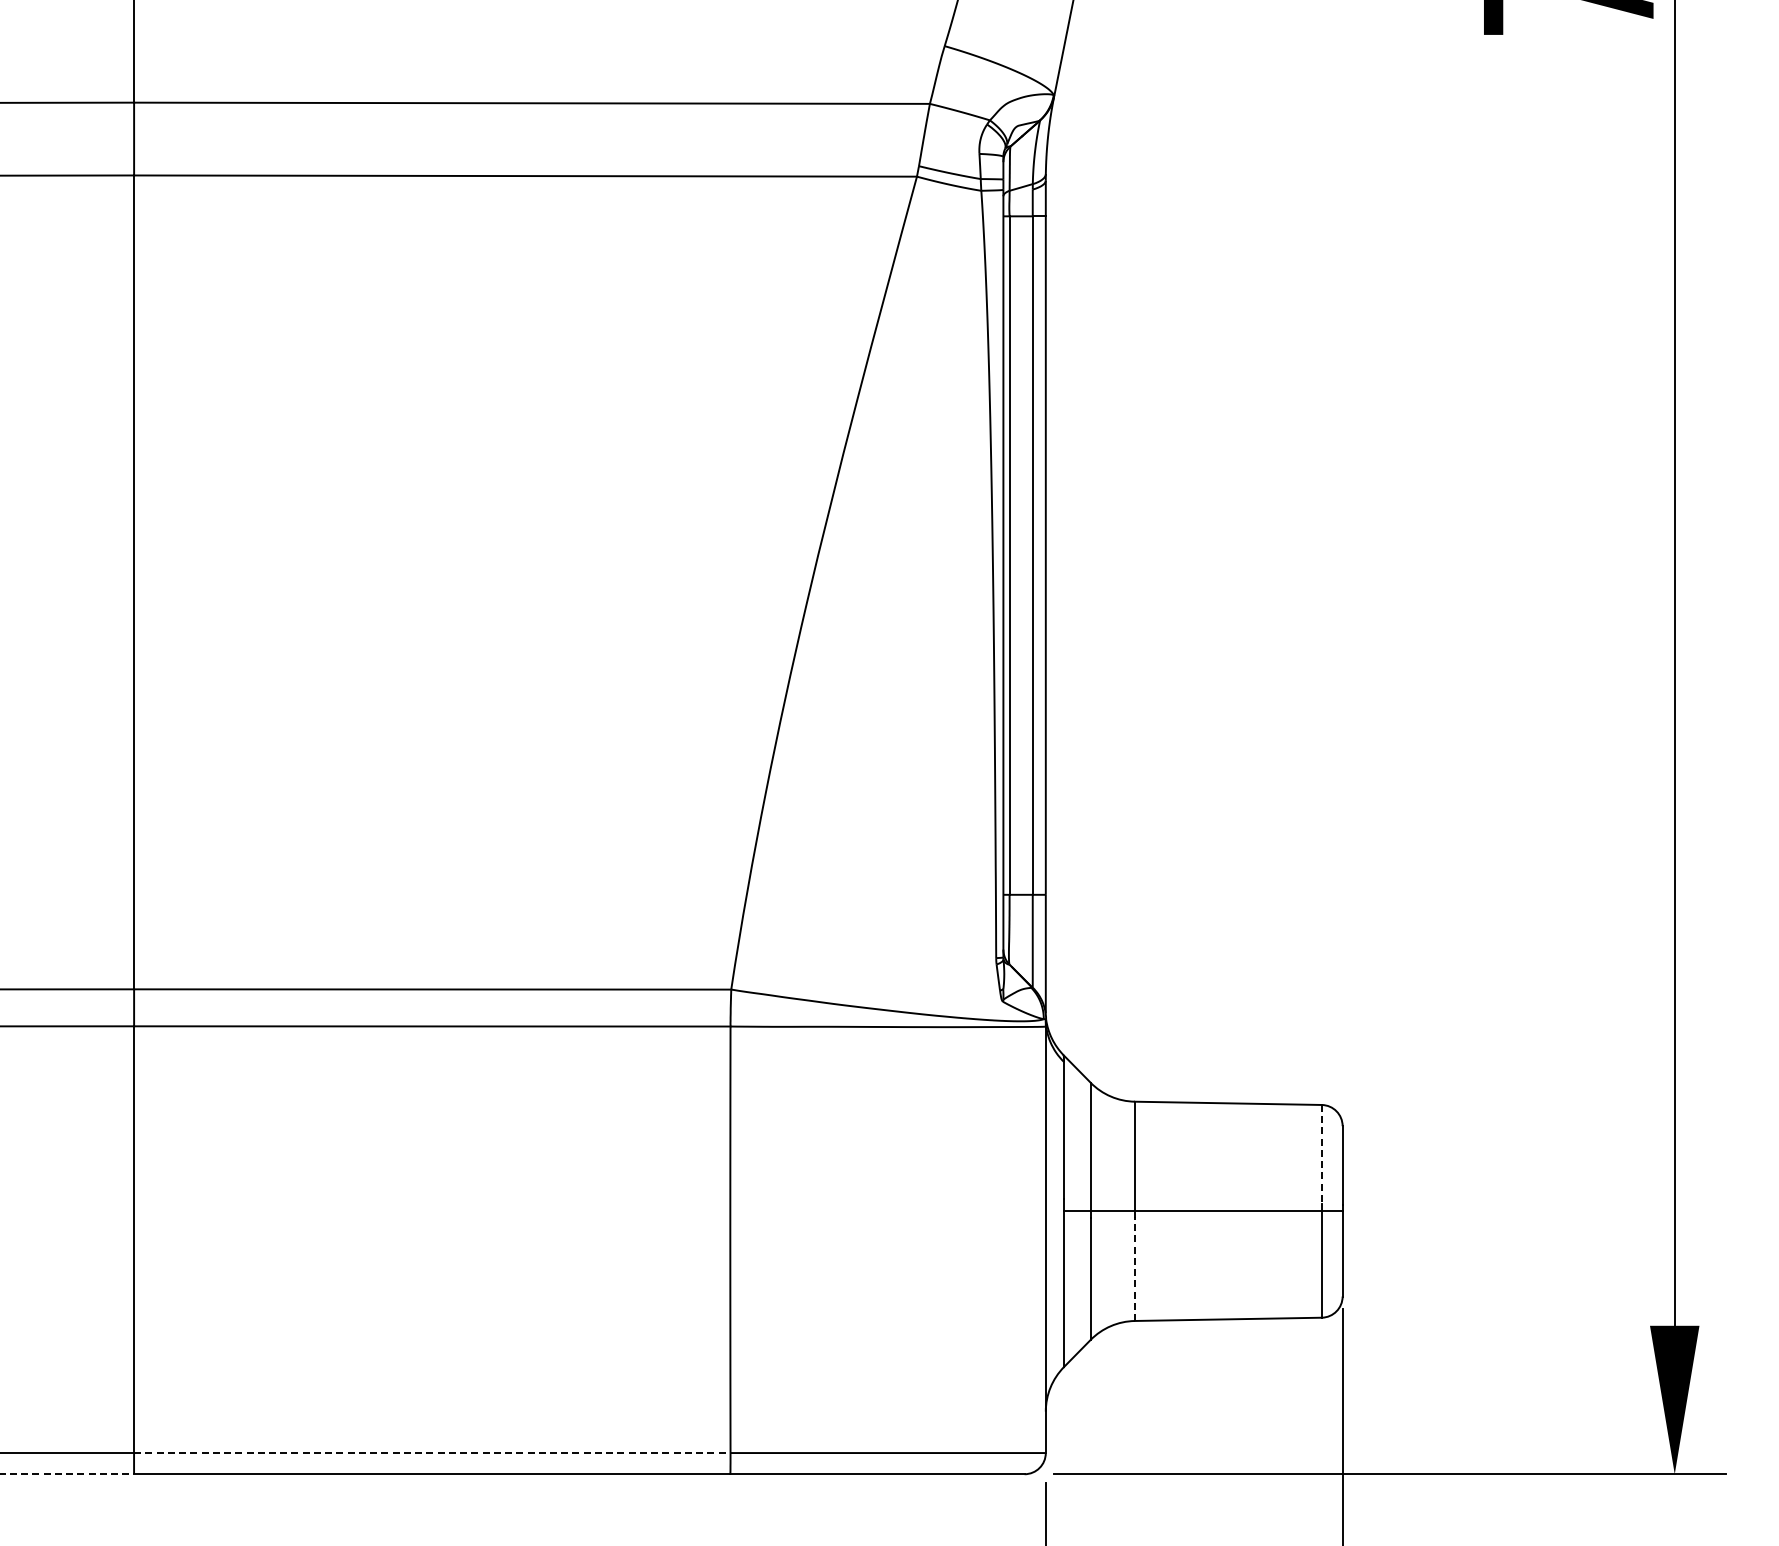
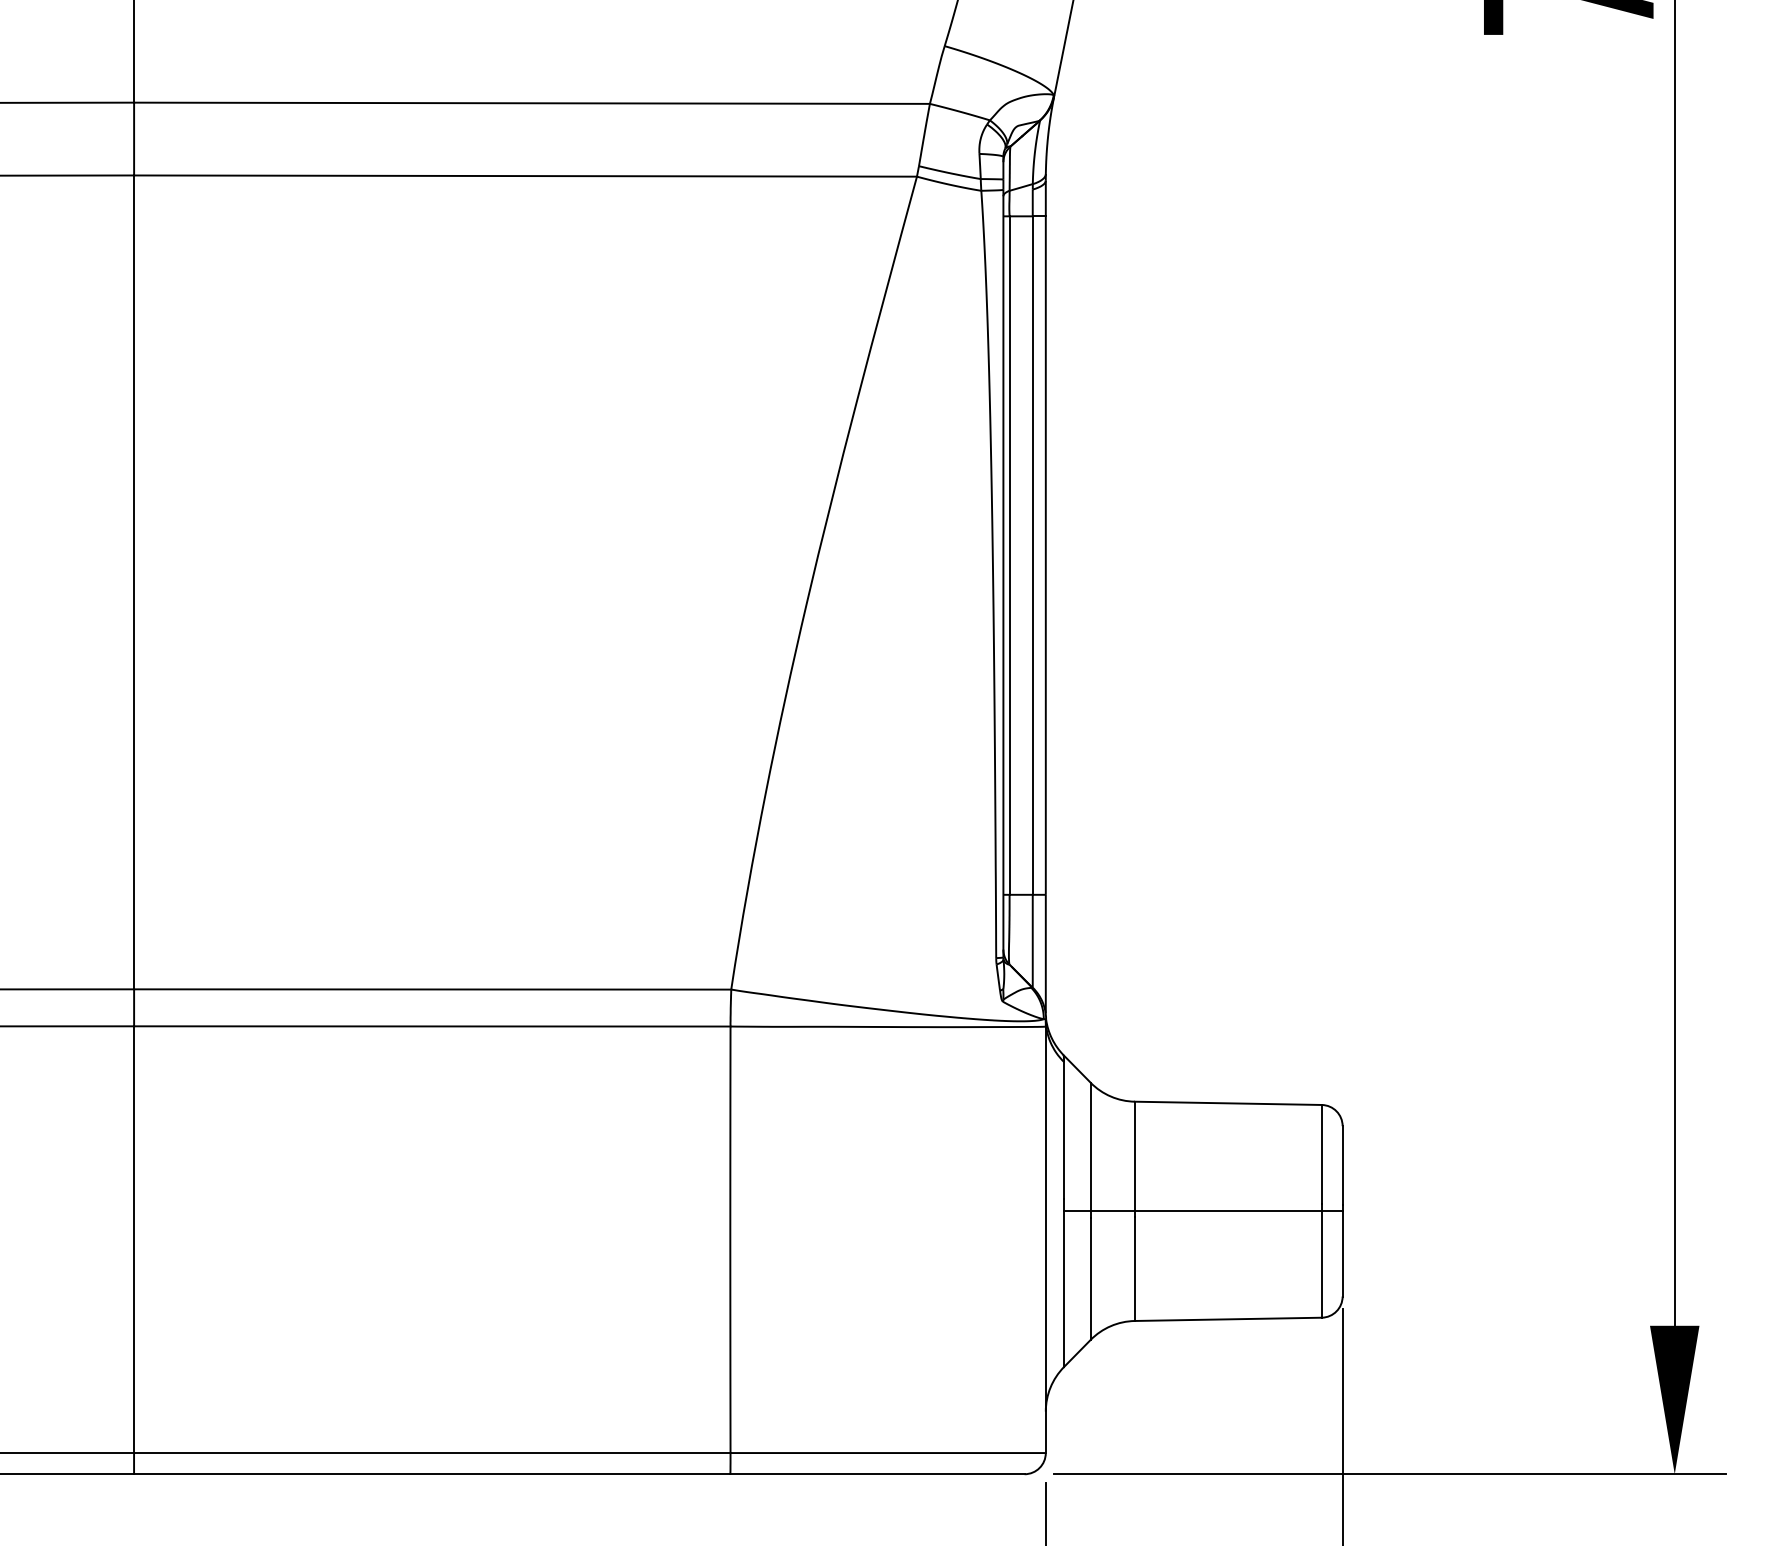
line: dashed -> solid (1321, 1154)
line: dashed -> solid (1134, 1269)
line: dashed -> solid (432, 1453)
line: dashed -> solid (67, 1474)
